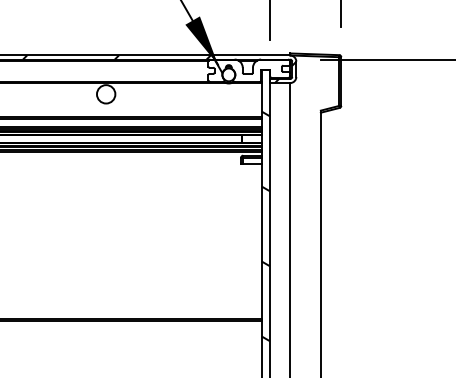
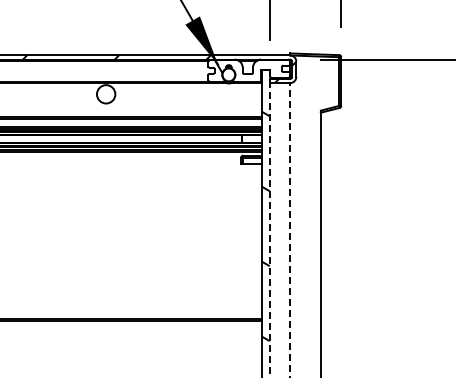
line: solid -> dashed (269, 224)
line: solid -> dashed (290, 230)
